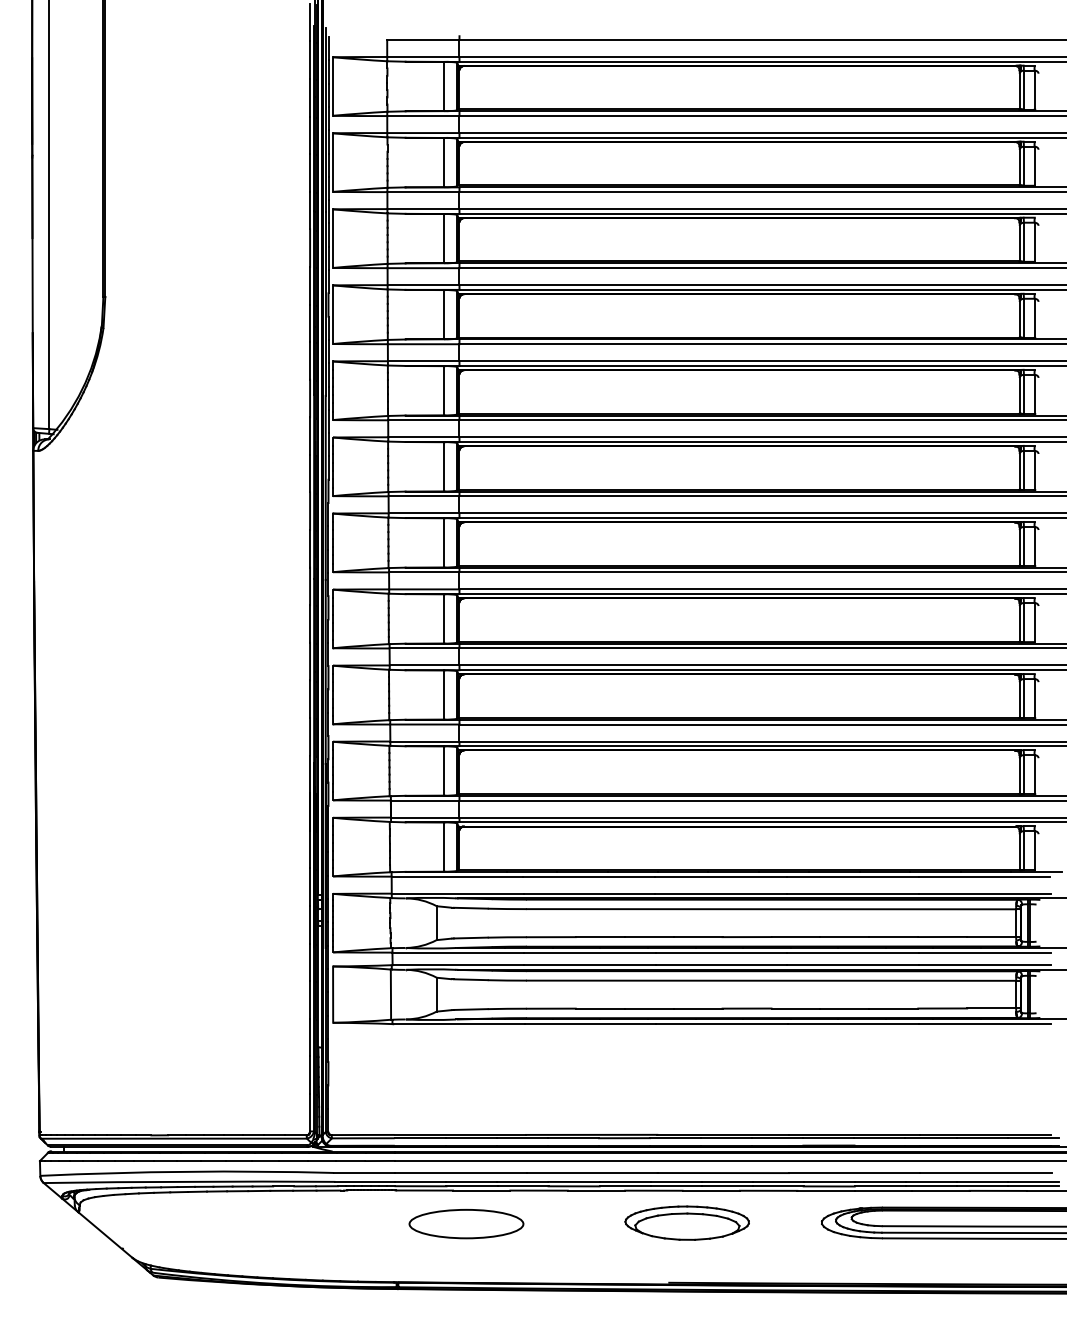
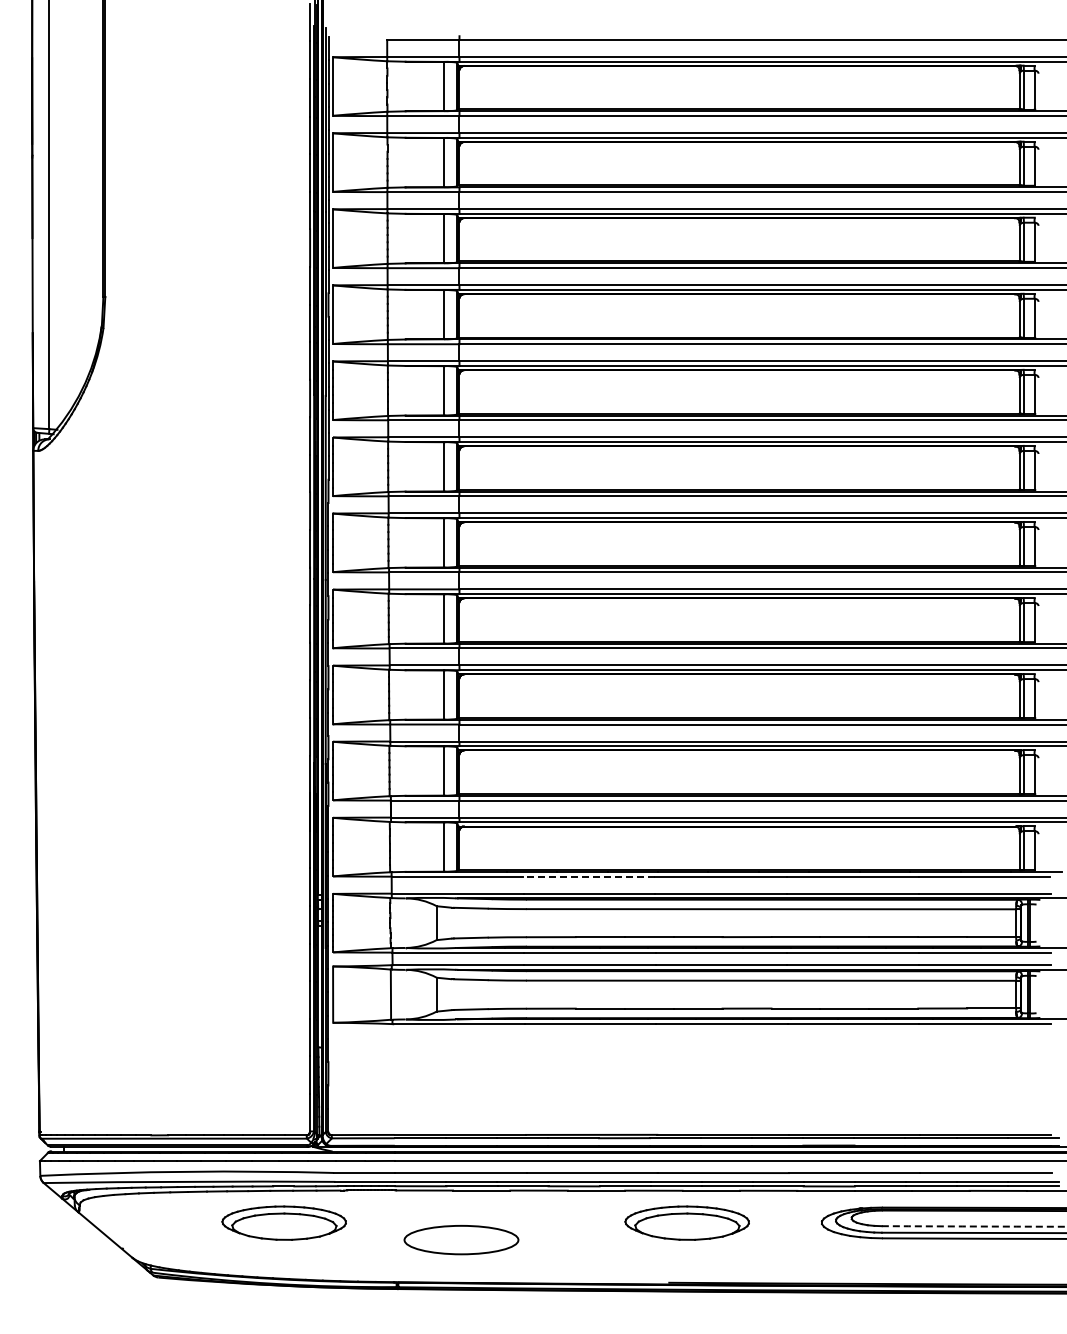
line: solid -> dashed (589, 876)
part: none -> present (283, 1222)
part position: (466, 1224) -> (461, 1240) (461, 1240)
arc: solid -> dashed (975, 1226)
